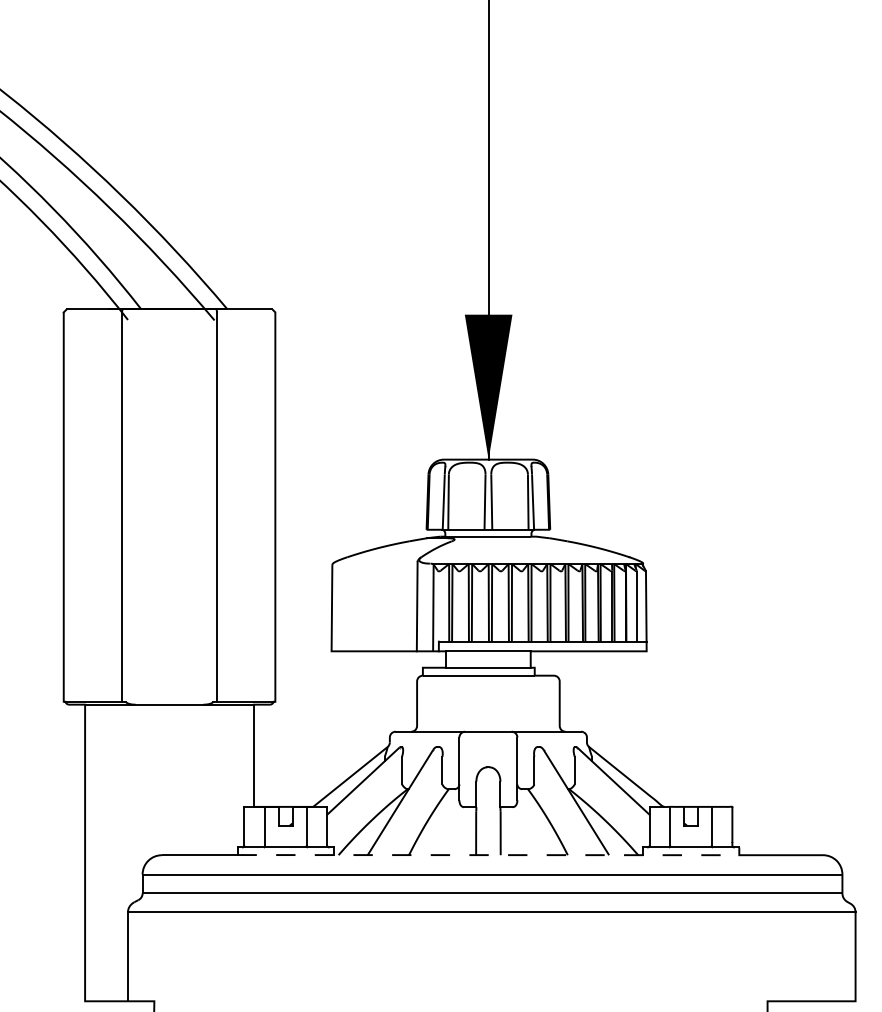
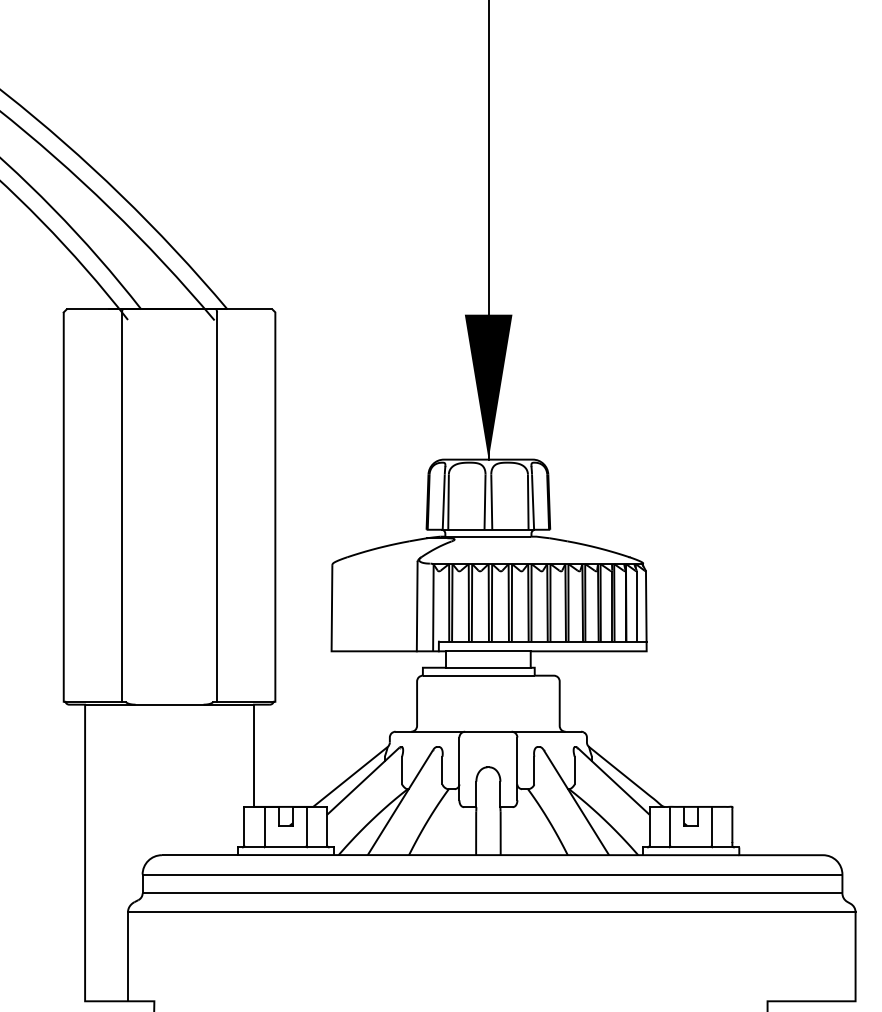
line: dashed -> solid (488, 855)
